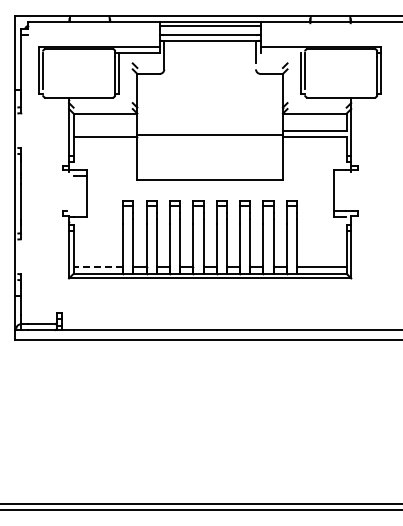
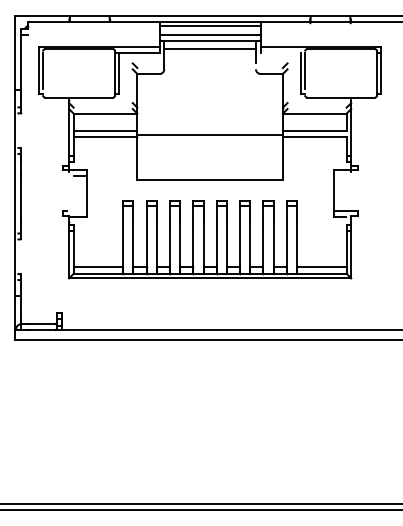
line: none -> present (210, 49)
line: none -> present (105, 130)
line: dashed -> solid (98, 266)
